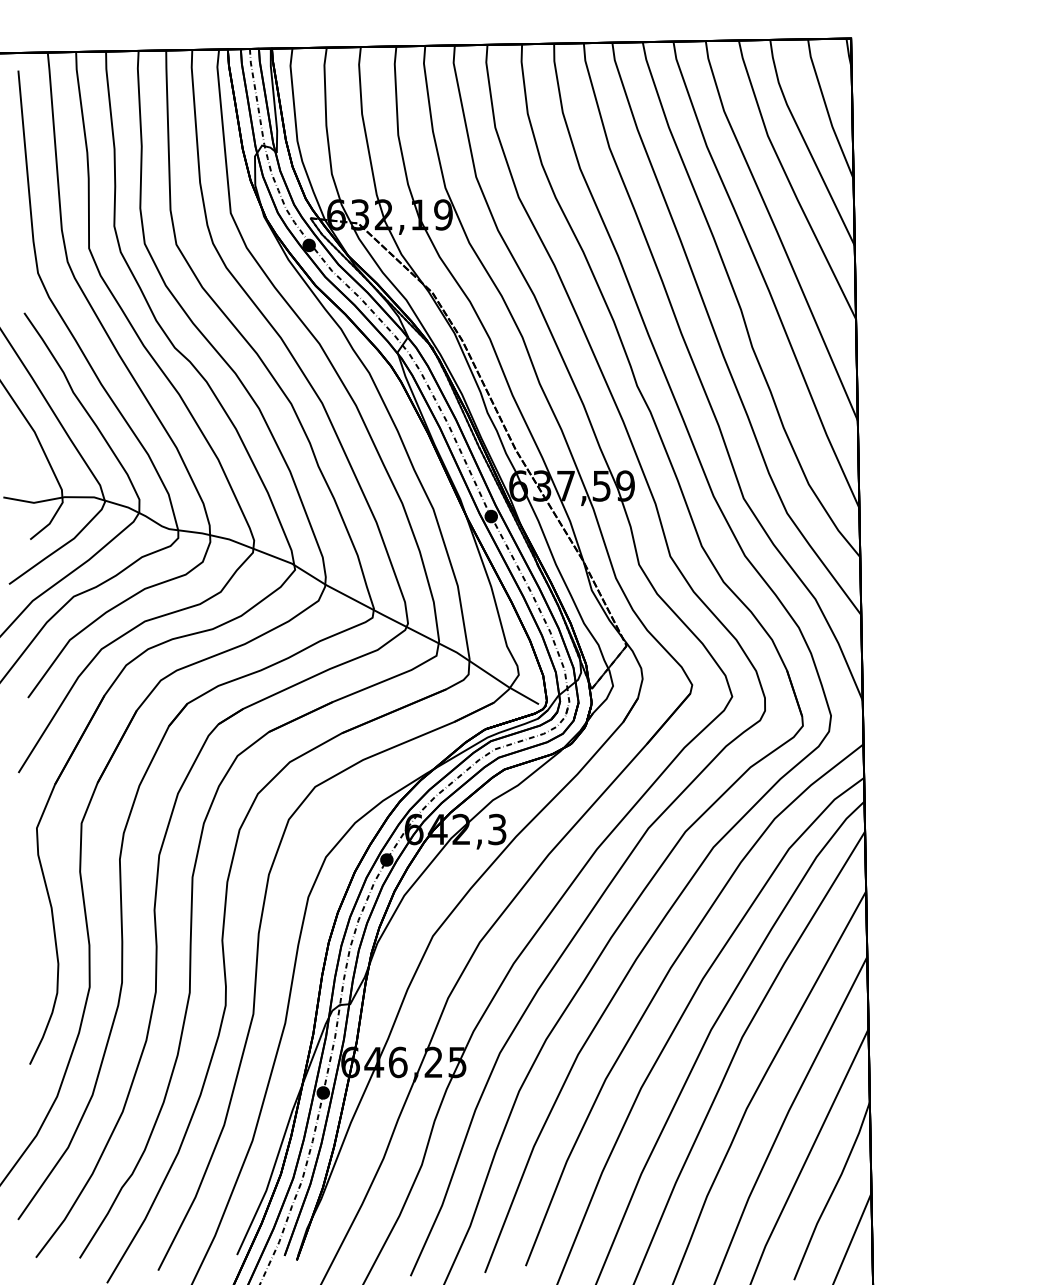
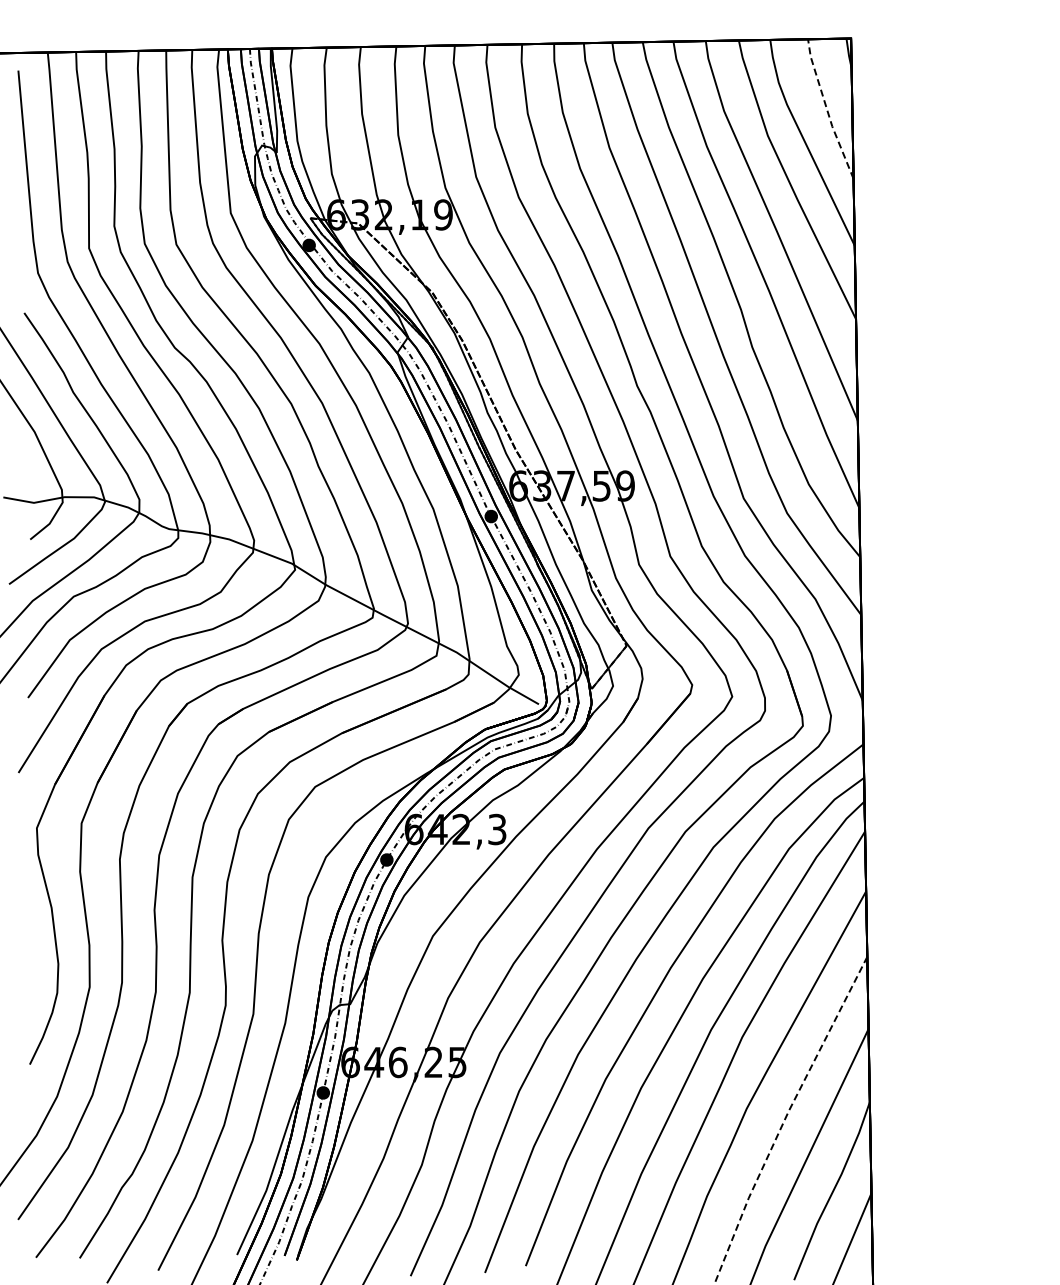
line: solid -> dashed (827, 109)
line: solid -> dashed (785, 1117)
